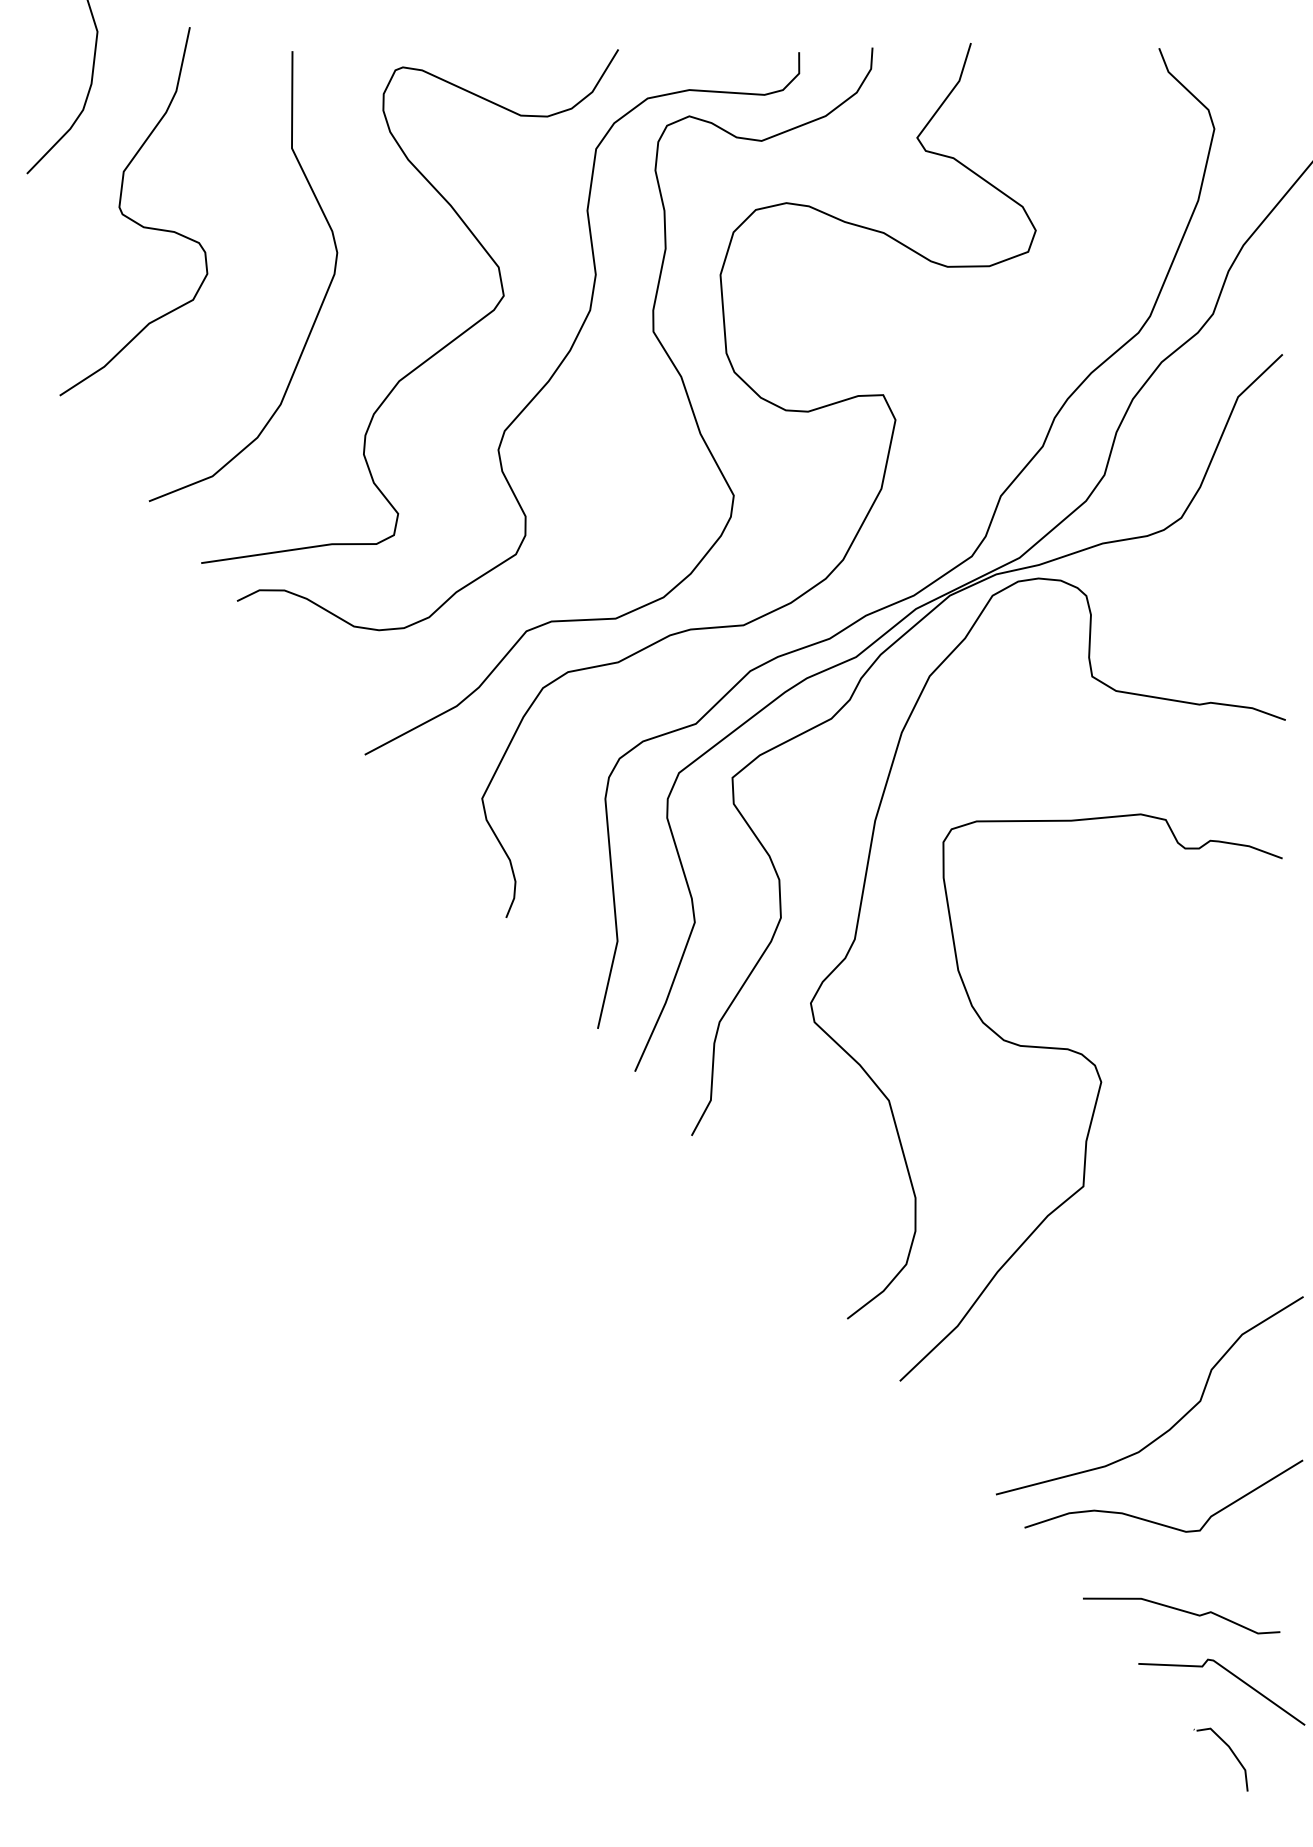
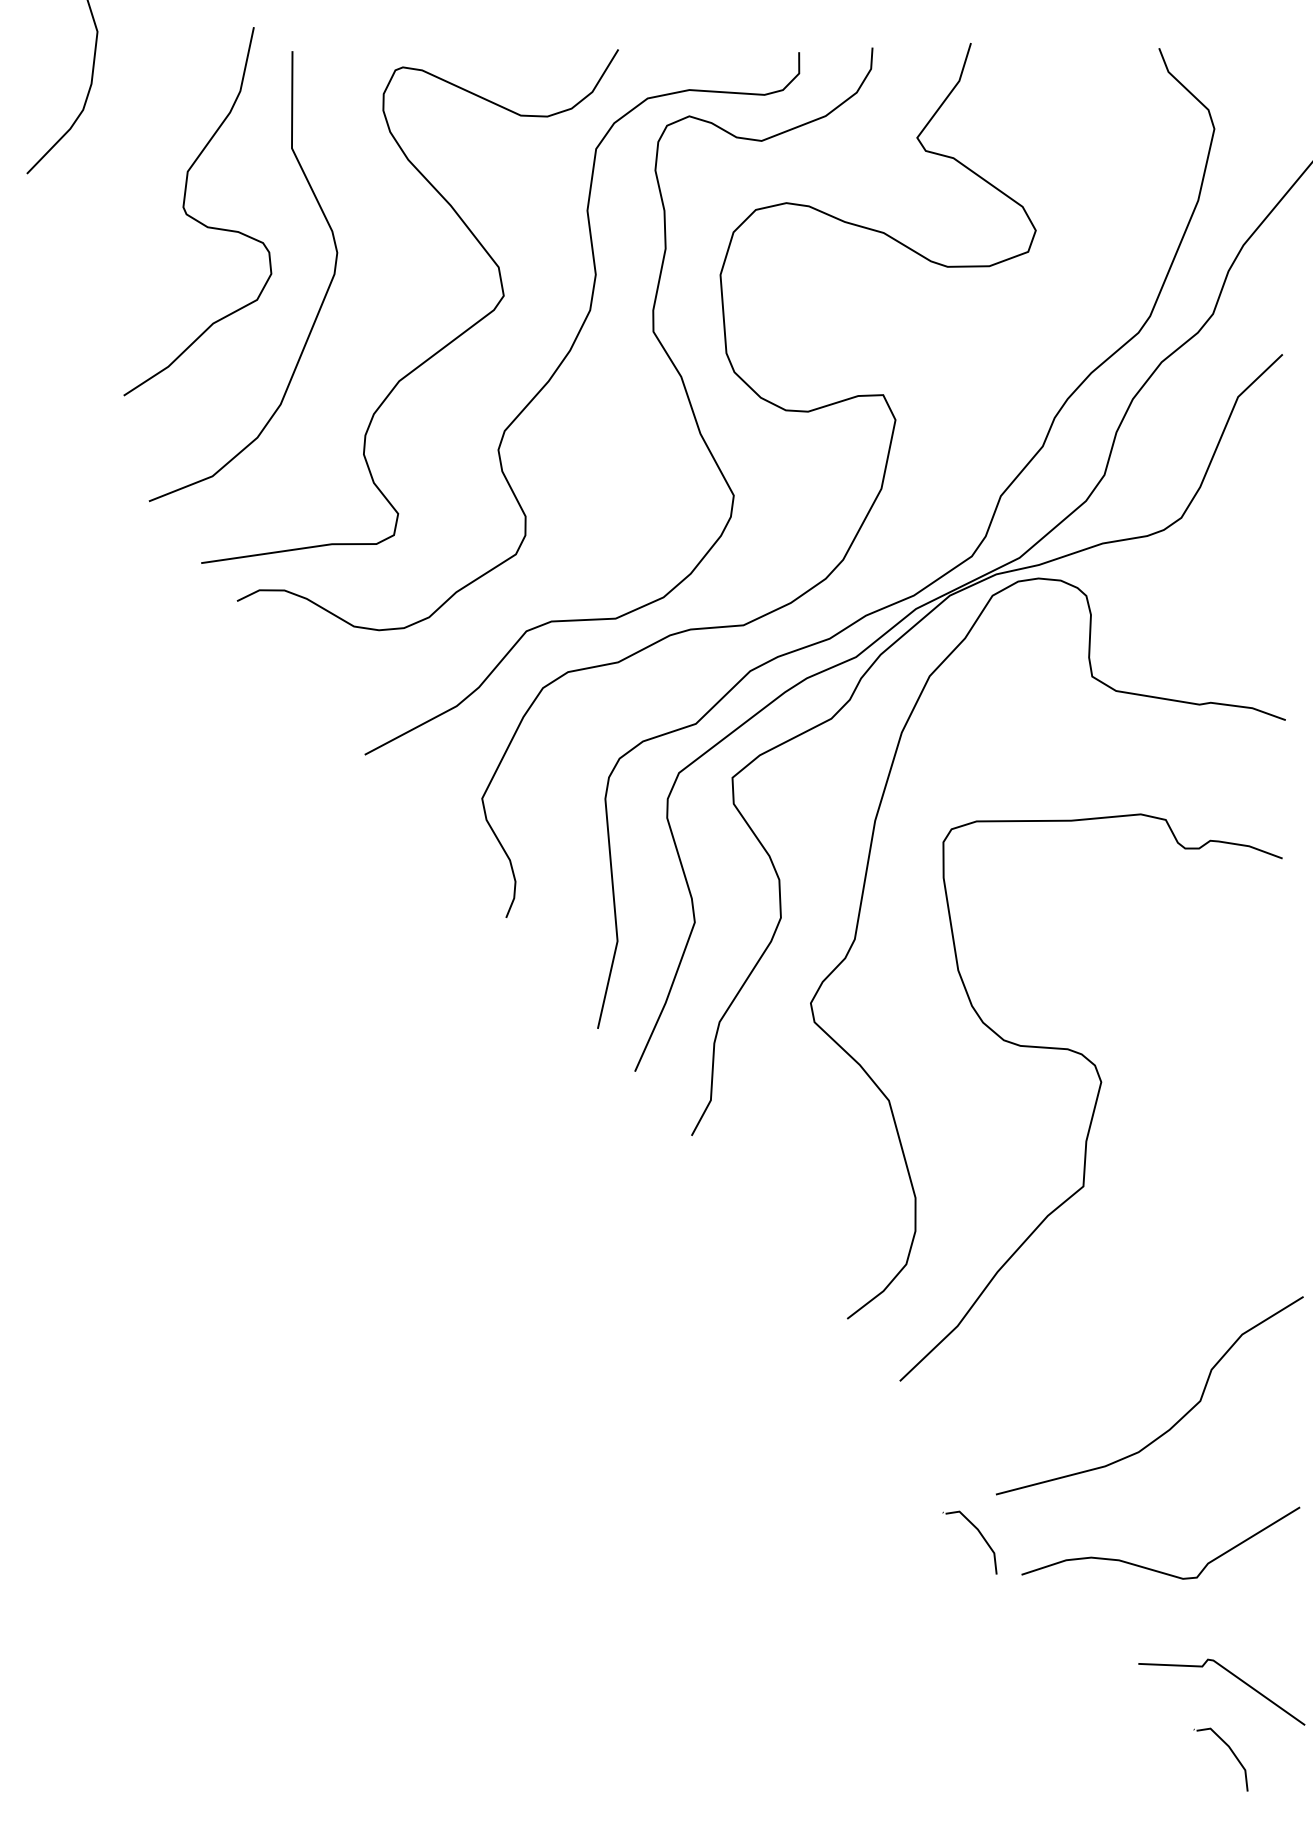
curve position: (128, 216) -> (192, 216) (192, 216)
curve position: (1154, 1521) -> (1151, 1568) (1151, 1568)
part: none -> present (980, 1535)
curve: present -> none (1181, 1611)
